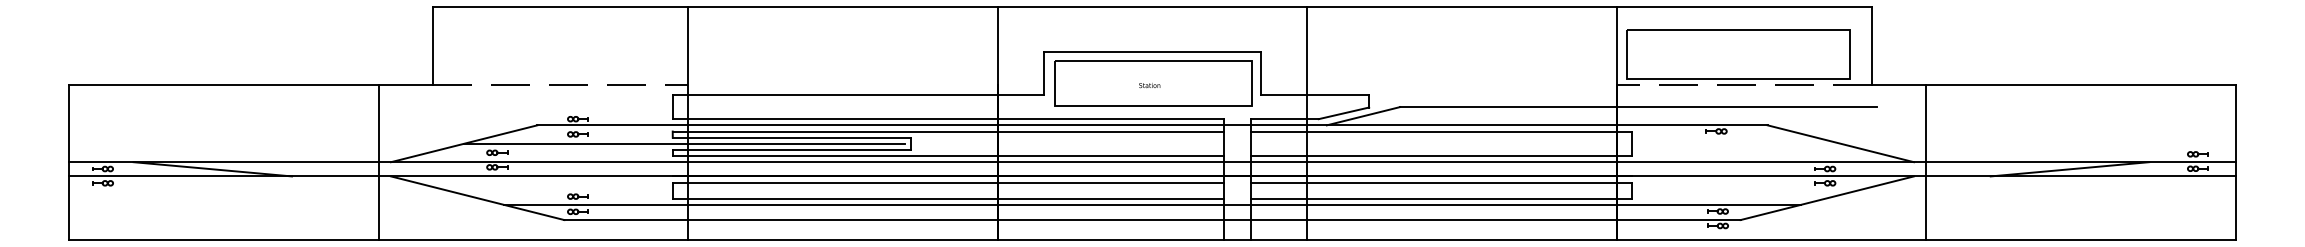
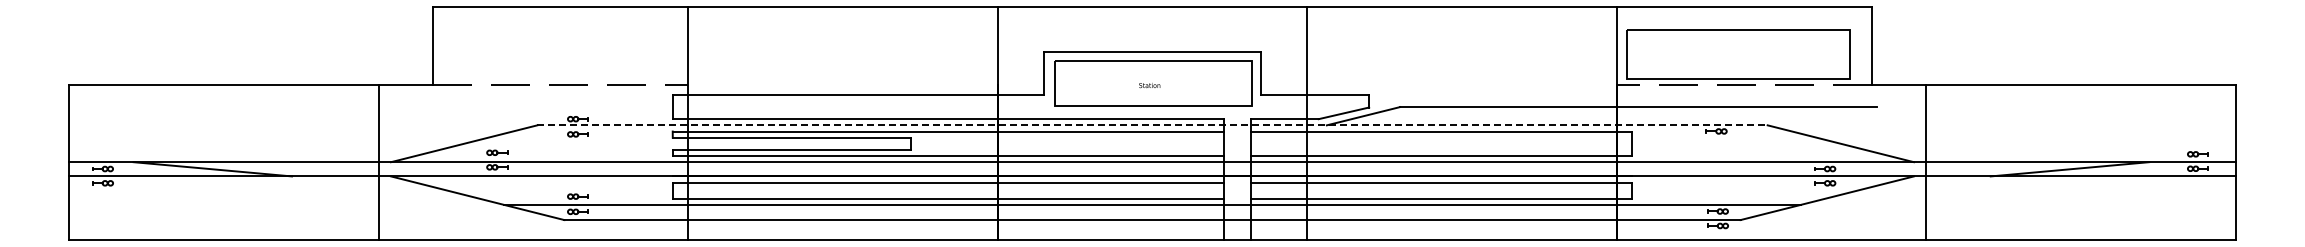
line: solid -> dashed (1152, 125)
line: present -> none (683, 143)
